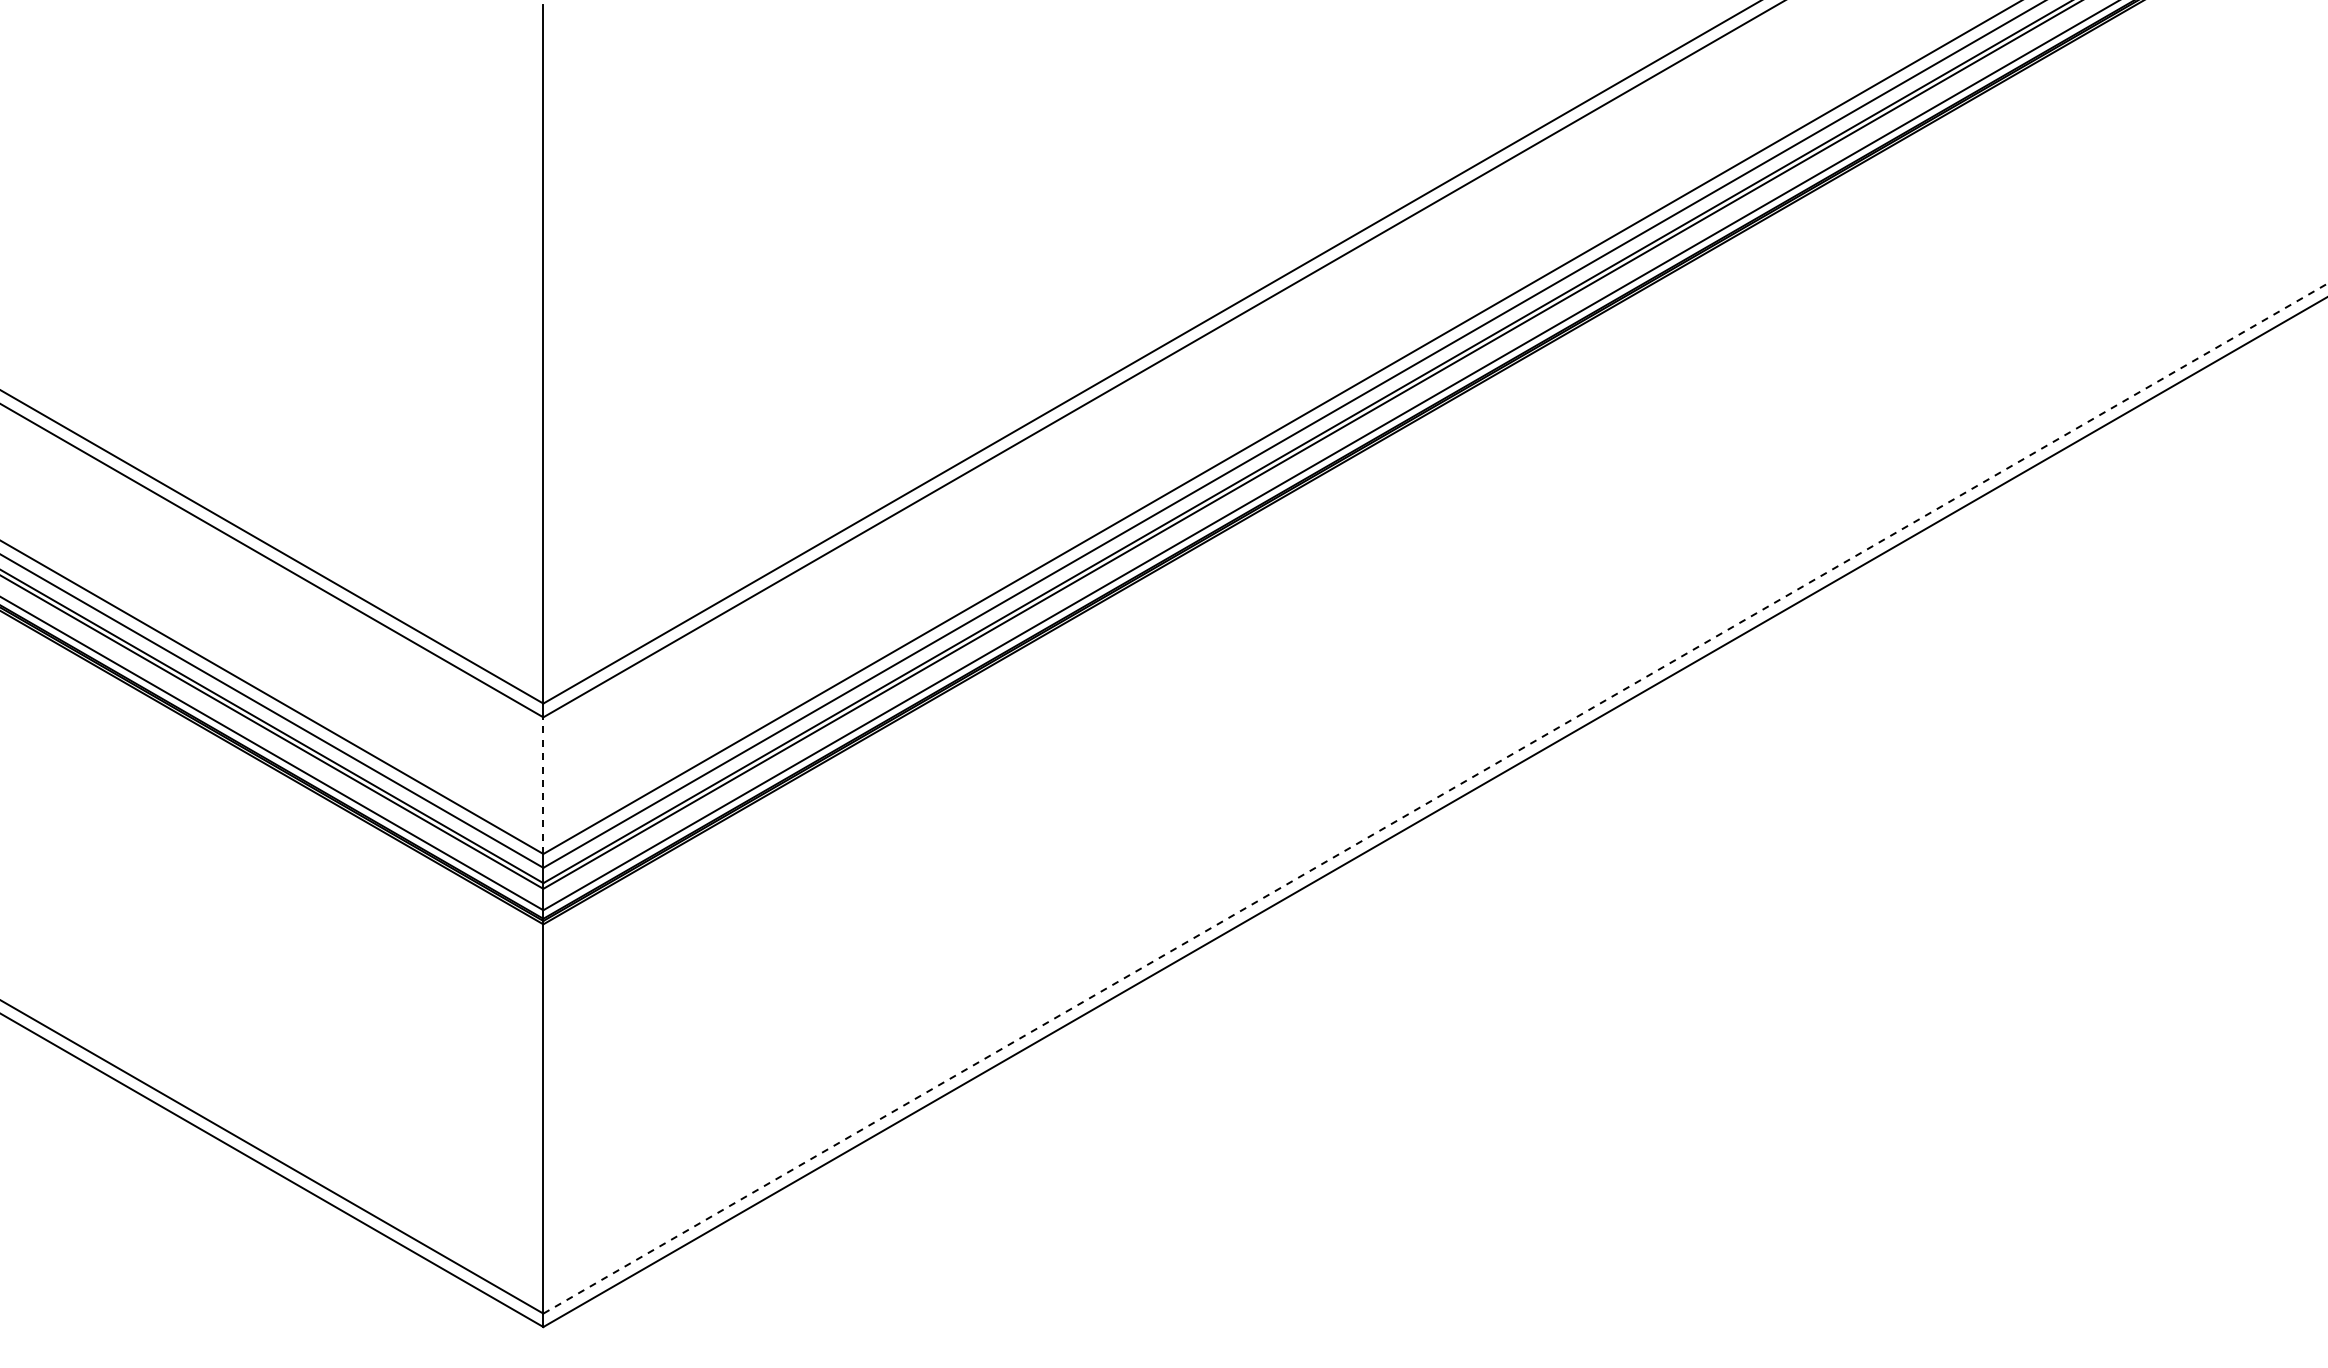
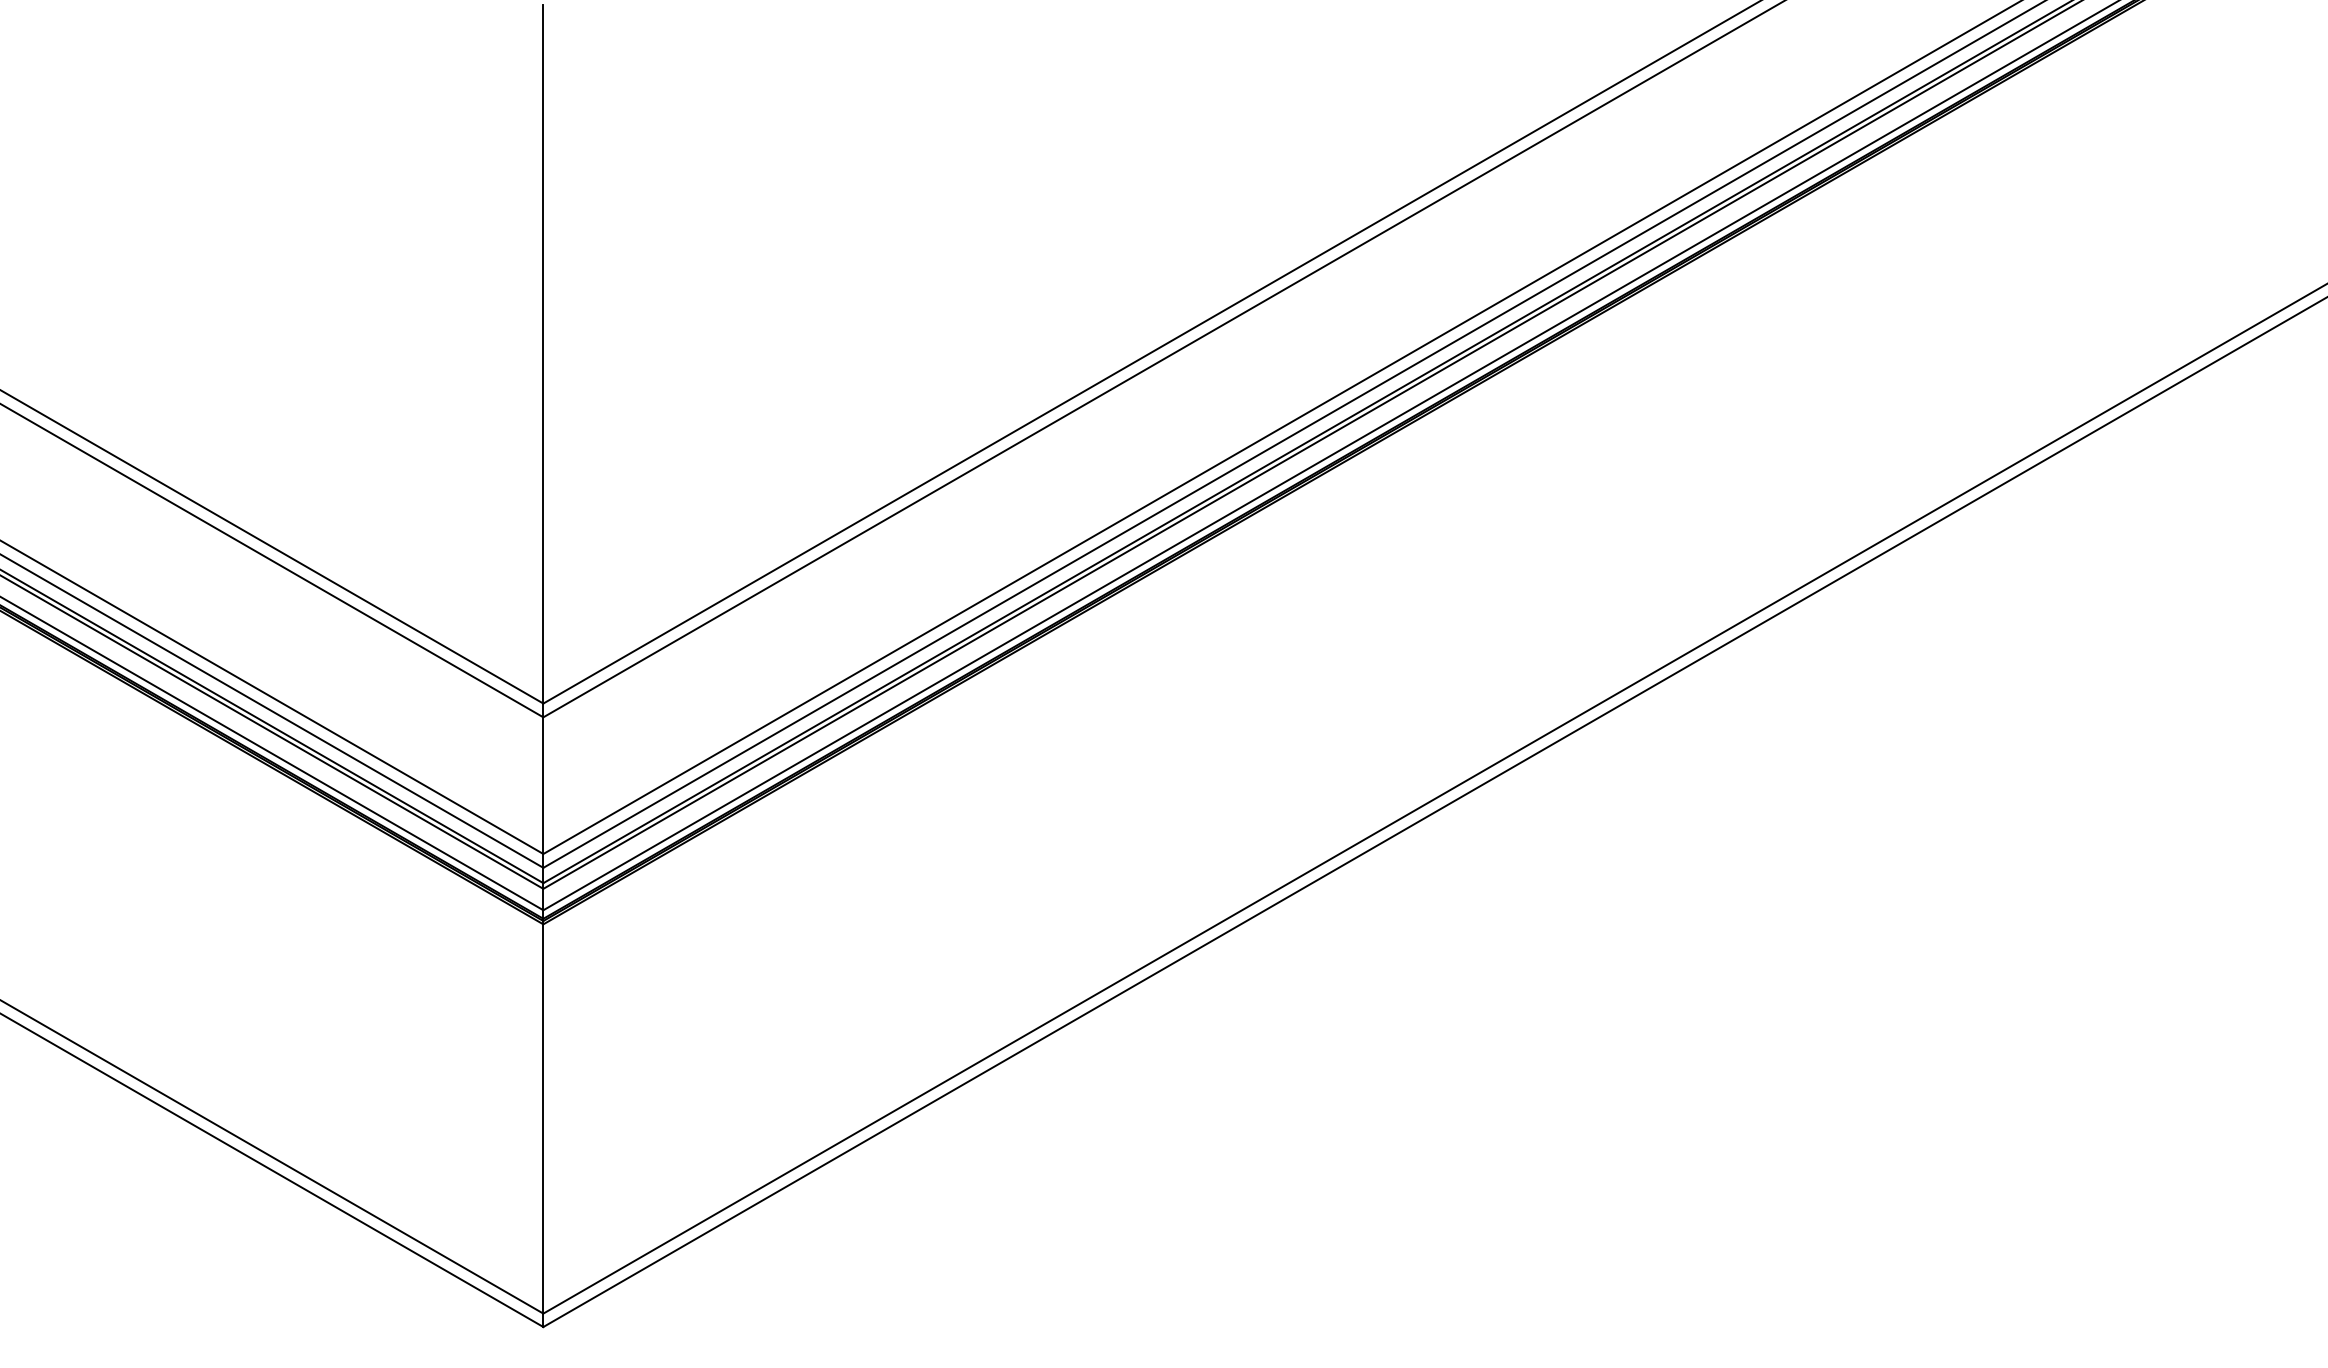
line: dashed -> solid (543, 785)
line: dashed -> solid (1435, 798)
